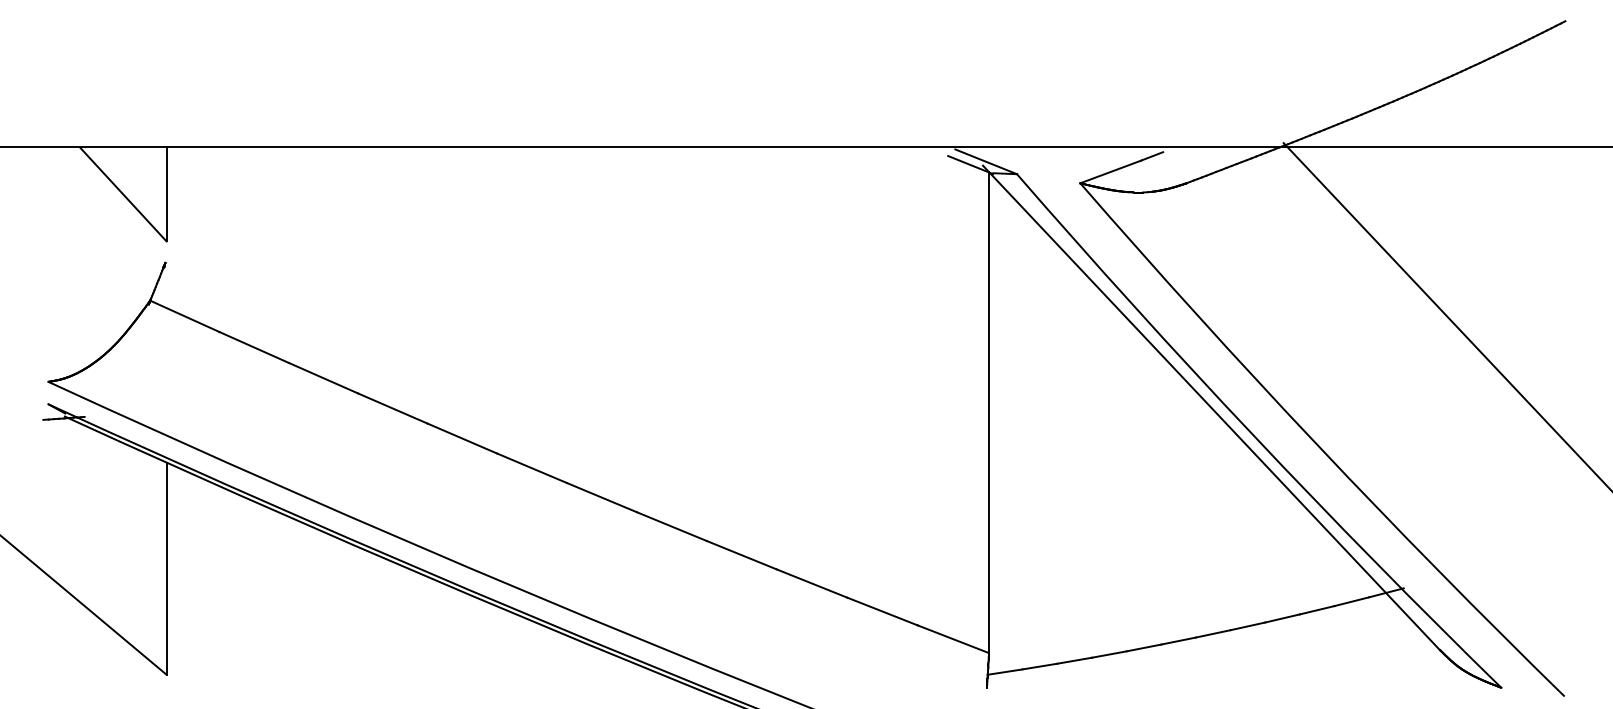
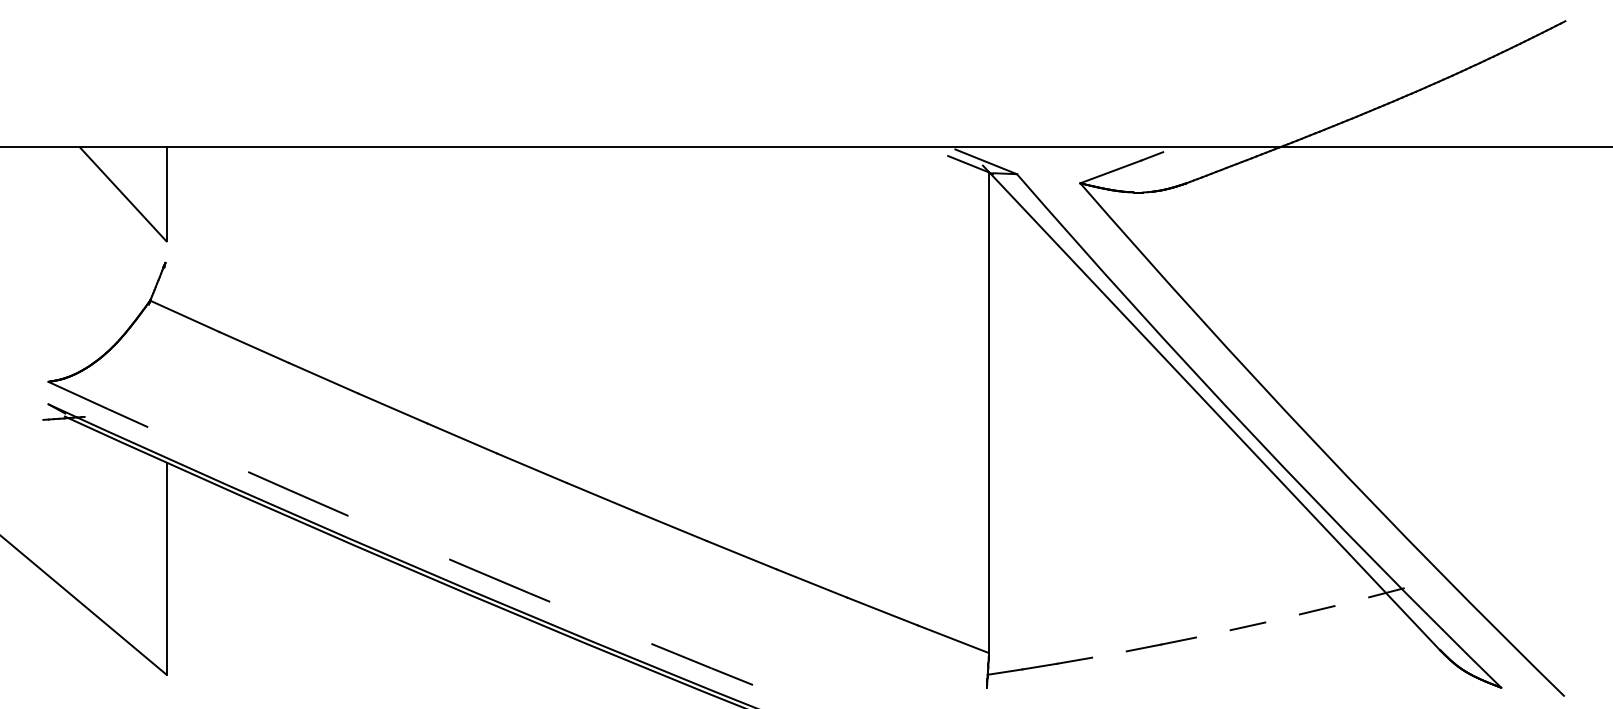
line: present -> none (1446, 315)
arc: solid -> dashed (428, 550)
line: present -> none (1351, 601)
line: present -> none (1282, 618)
line: present -> none (1213, 633)
line: present -> none (1109, 654)
